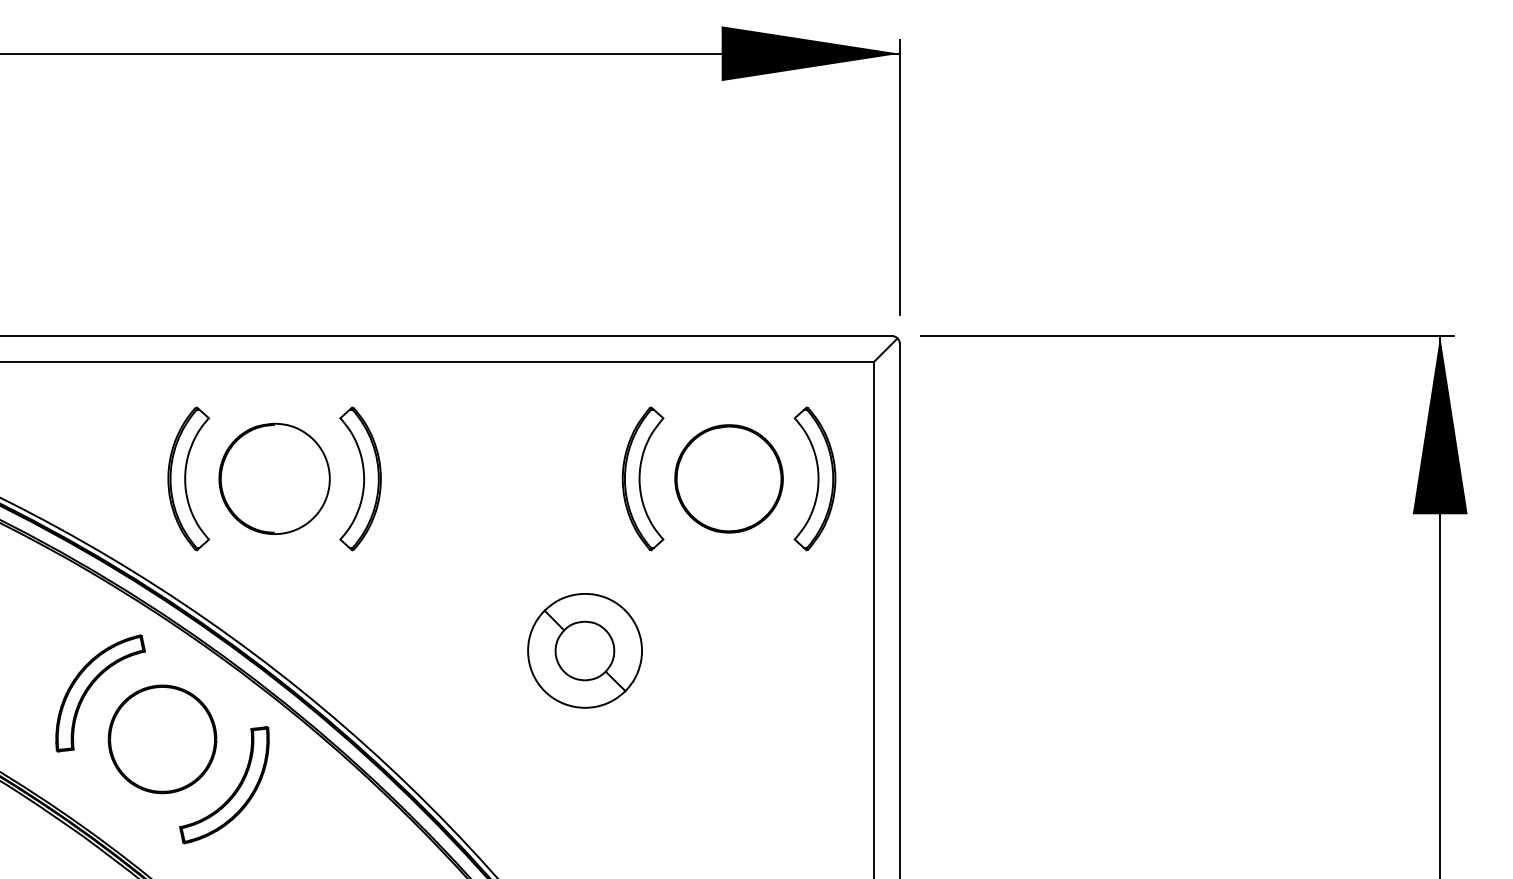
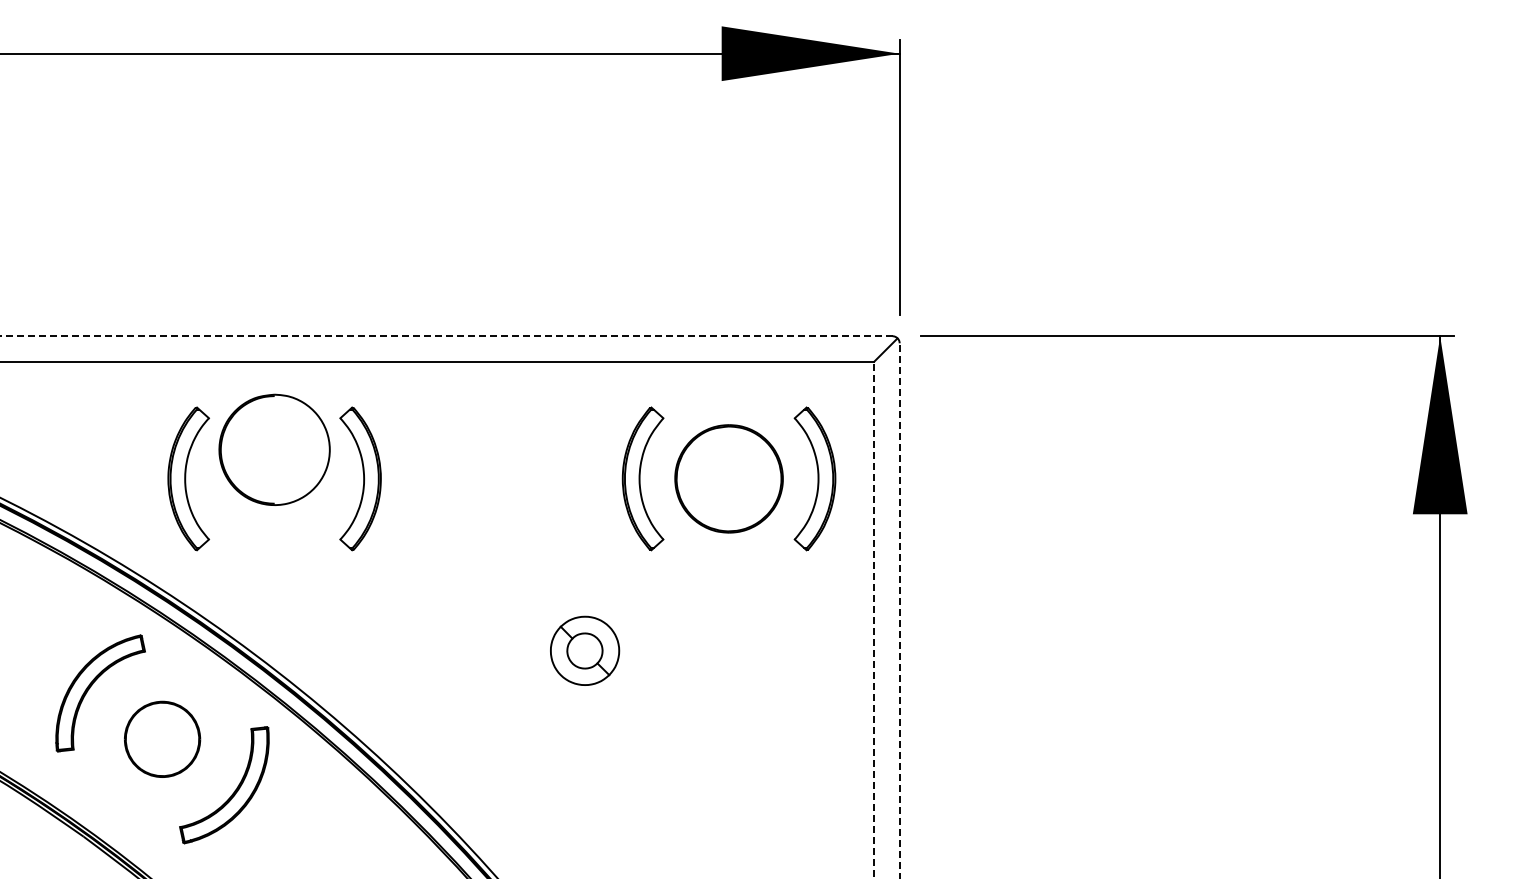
line: solid -> dashed (446, 336)
part position: (274, 478) -> (274, 449) (274, 449)
line: solid -> dashed (899, 610)
line: solid -> dashed (874, 619)
part size: 116x116 px -> 71x71 px (585, 650)
part size: 111x111 px -> 78x78 px (162, 738)
